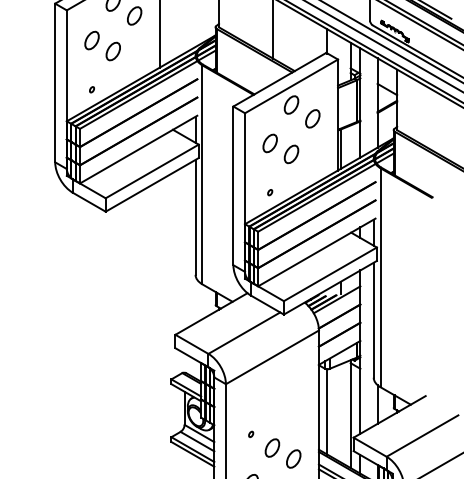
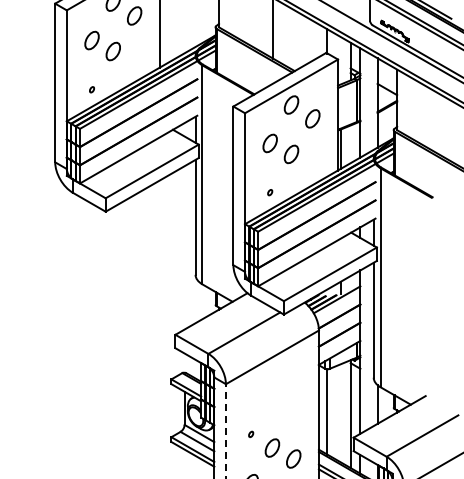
line: present -> none (383, 46)
line: solid -> dashed (225, 431)
